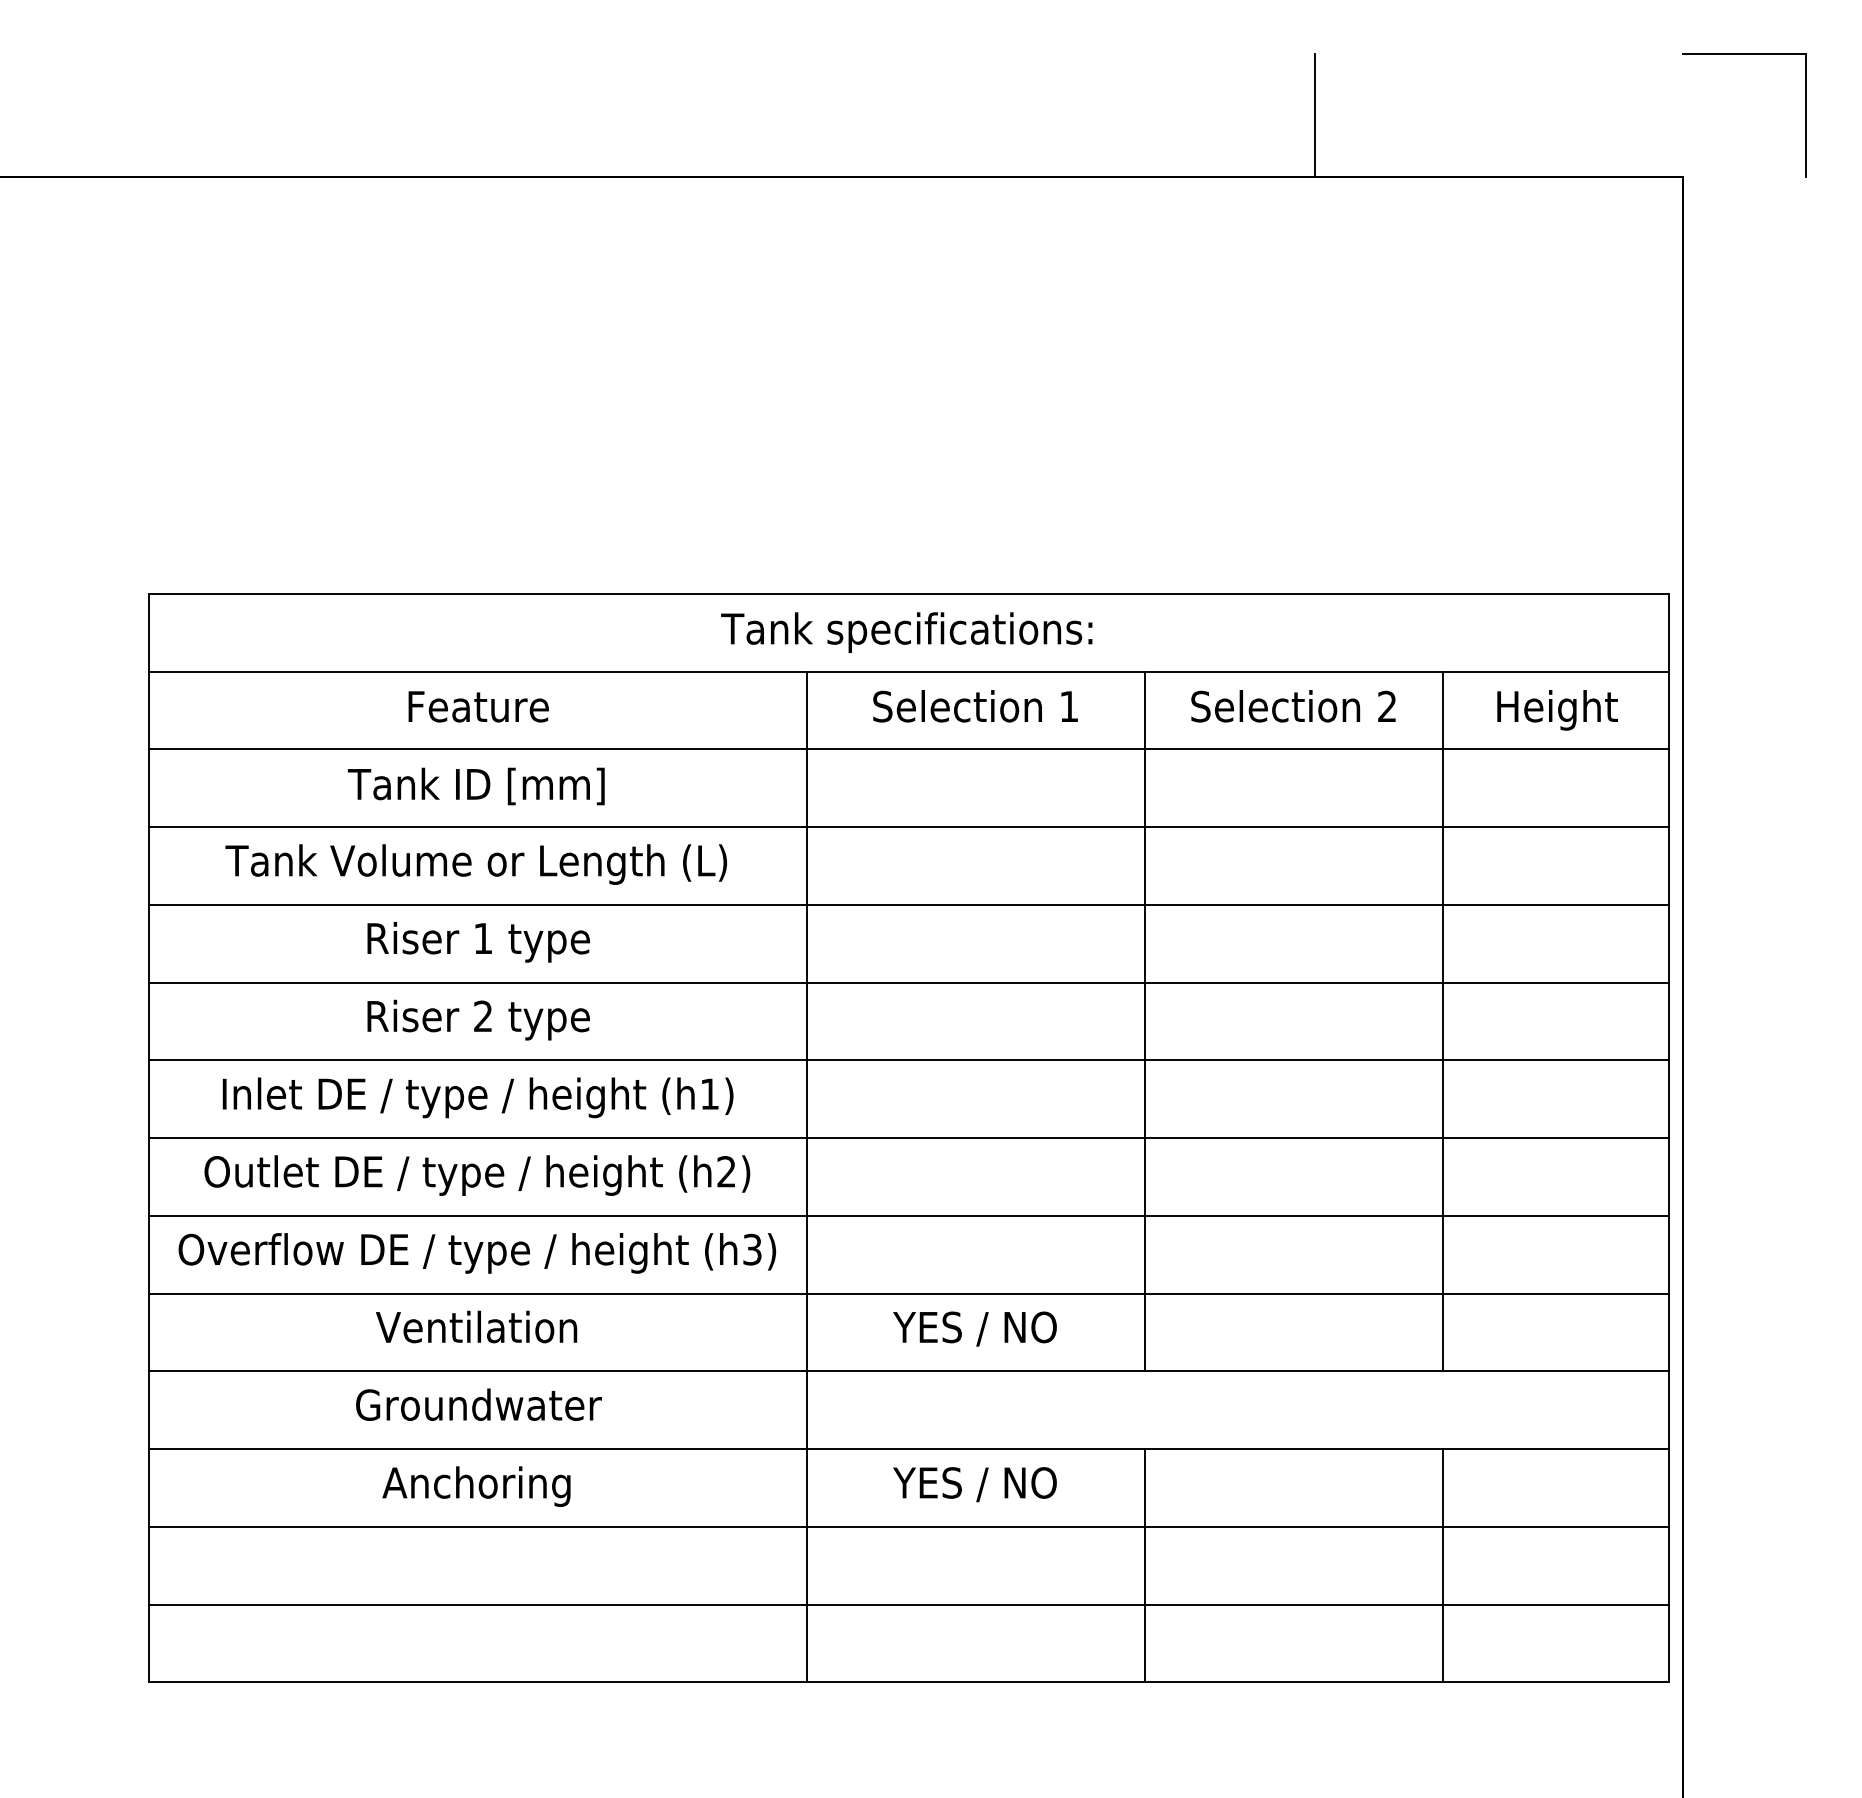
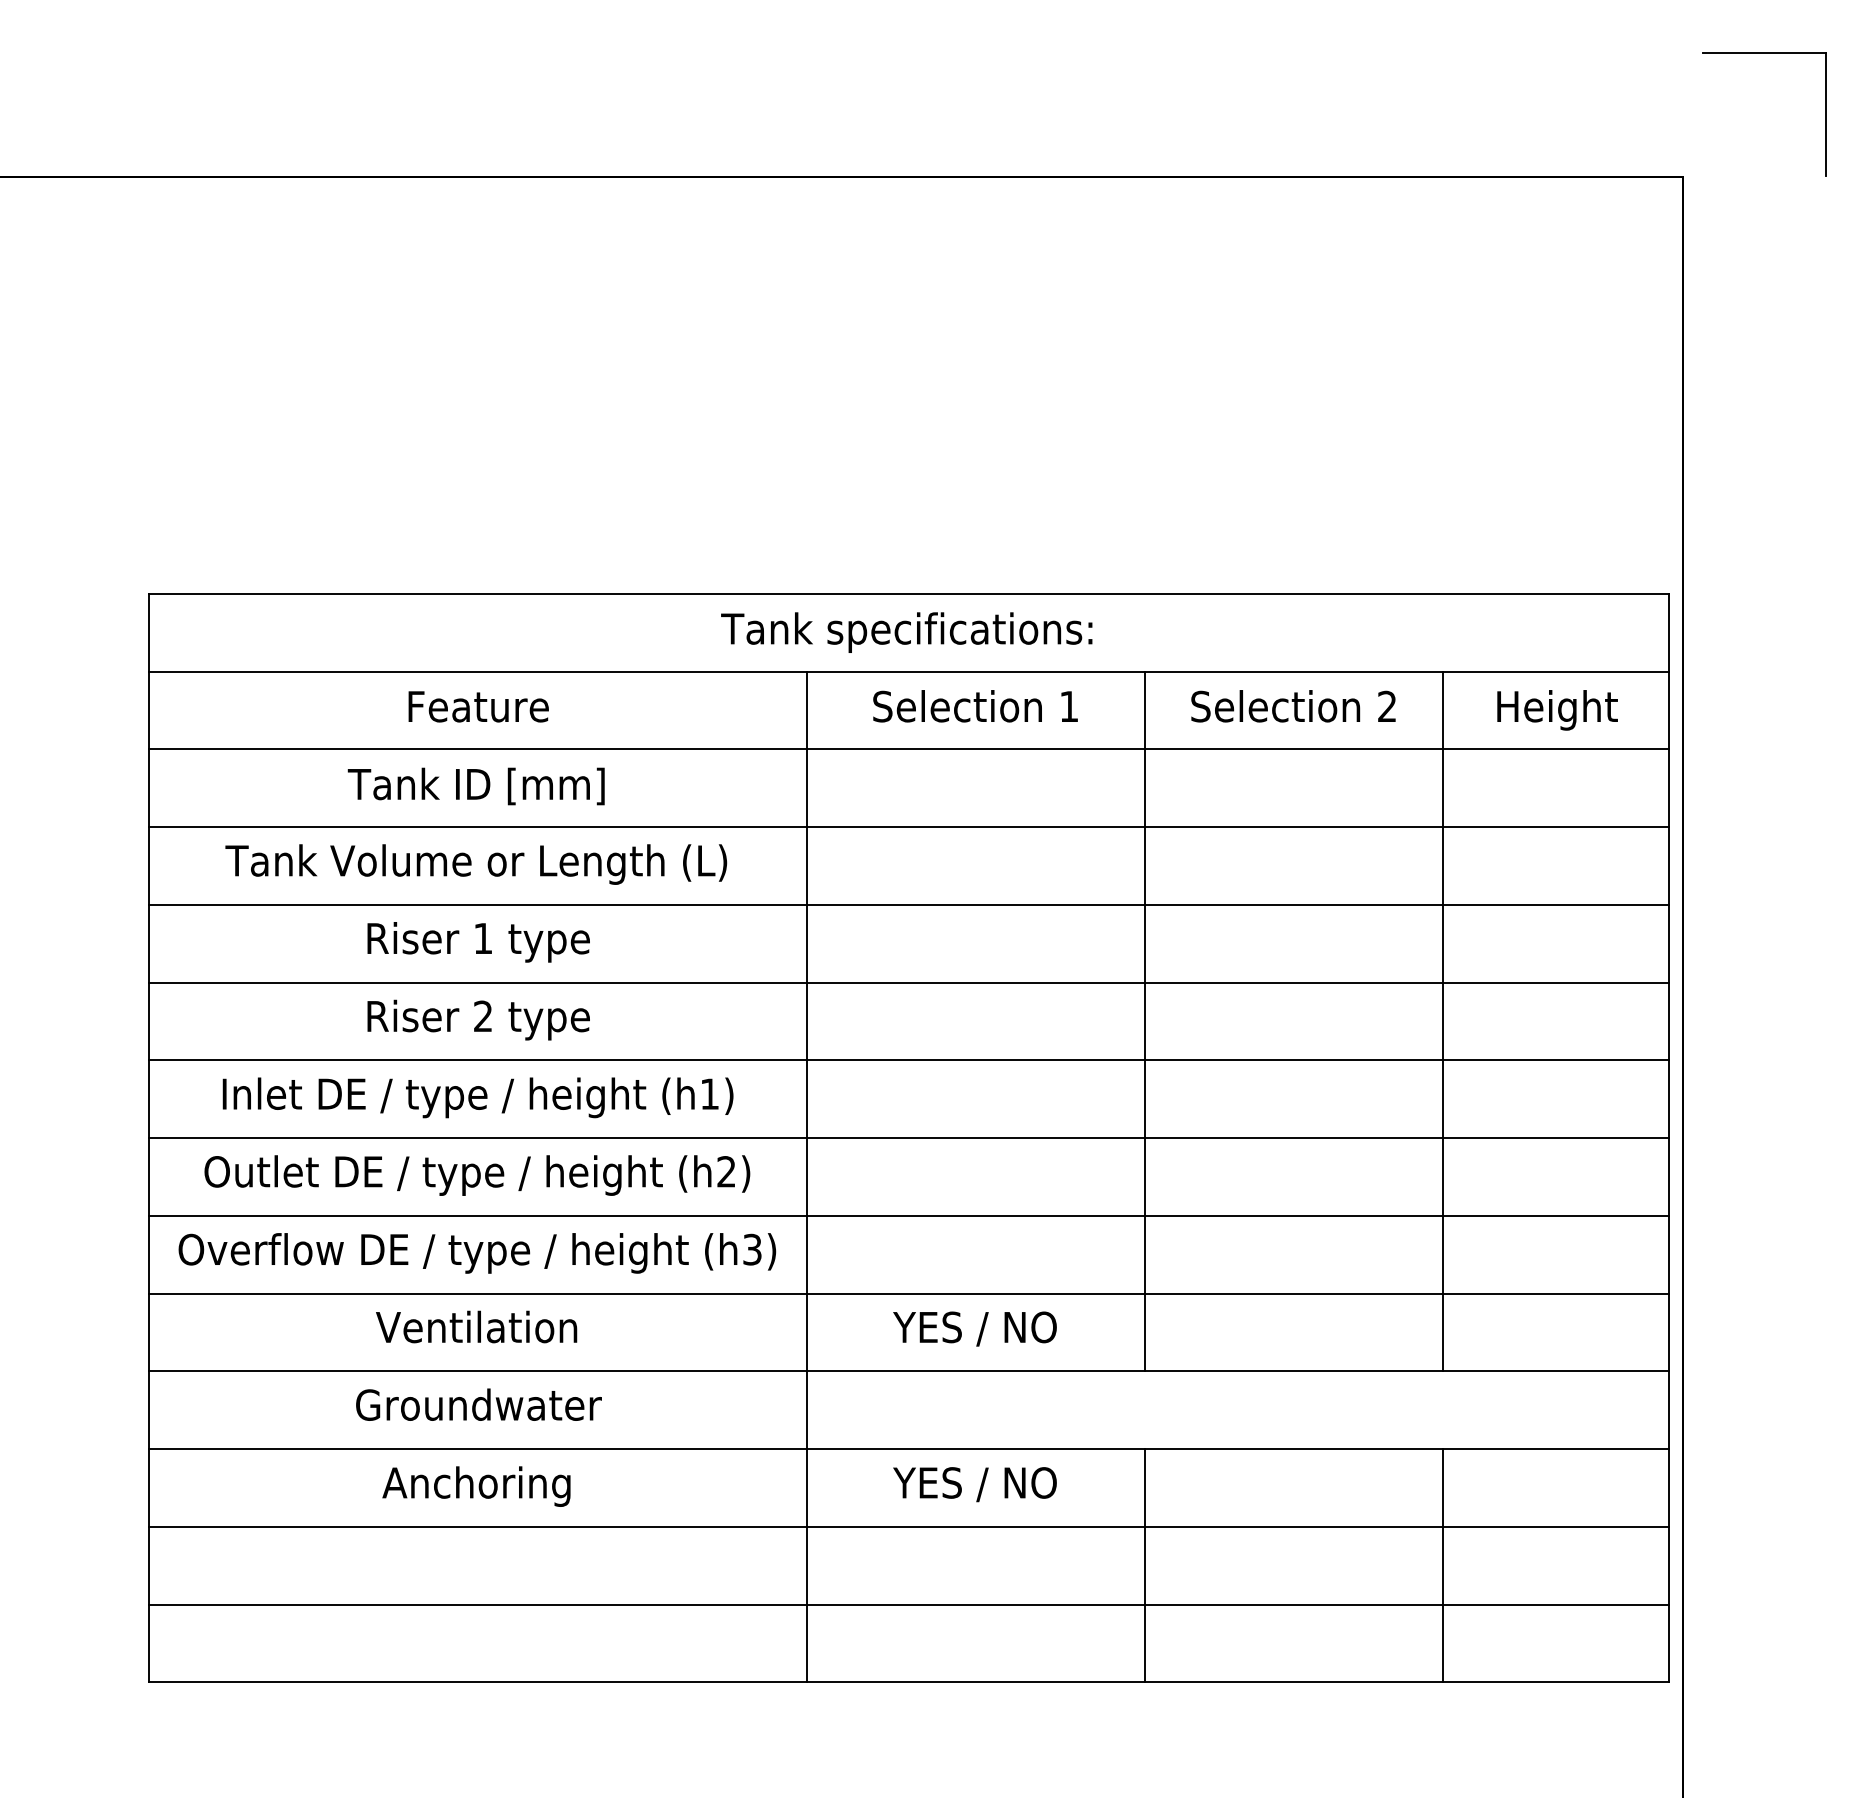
part position: (1744, 54) -> (1764, 53) (1764, 53)
line: present -> none (1315, 114)
